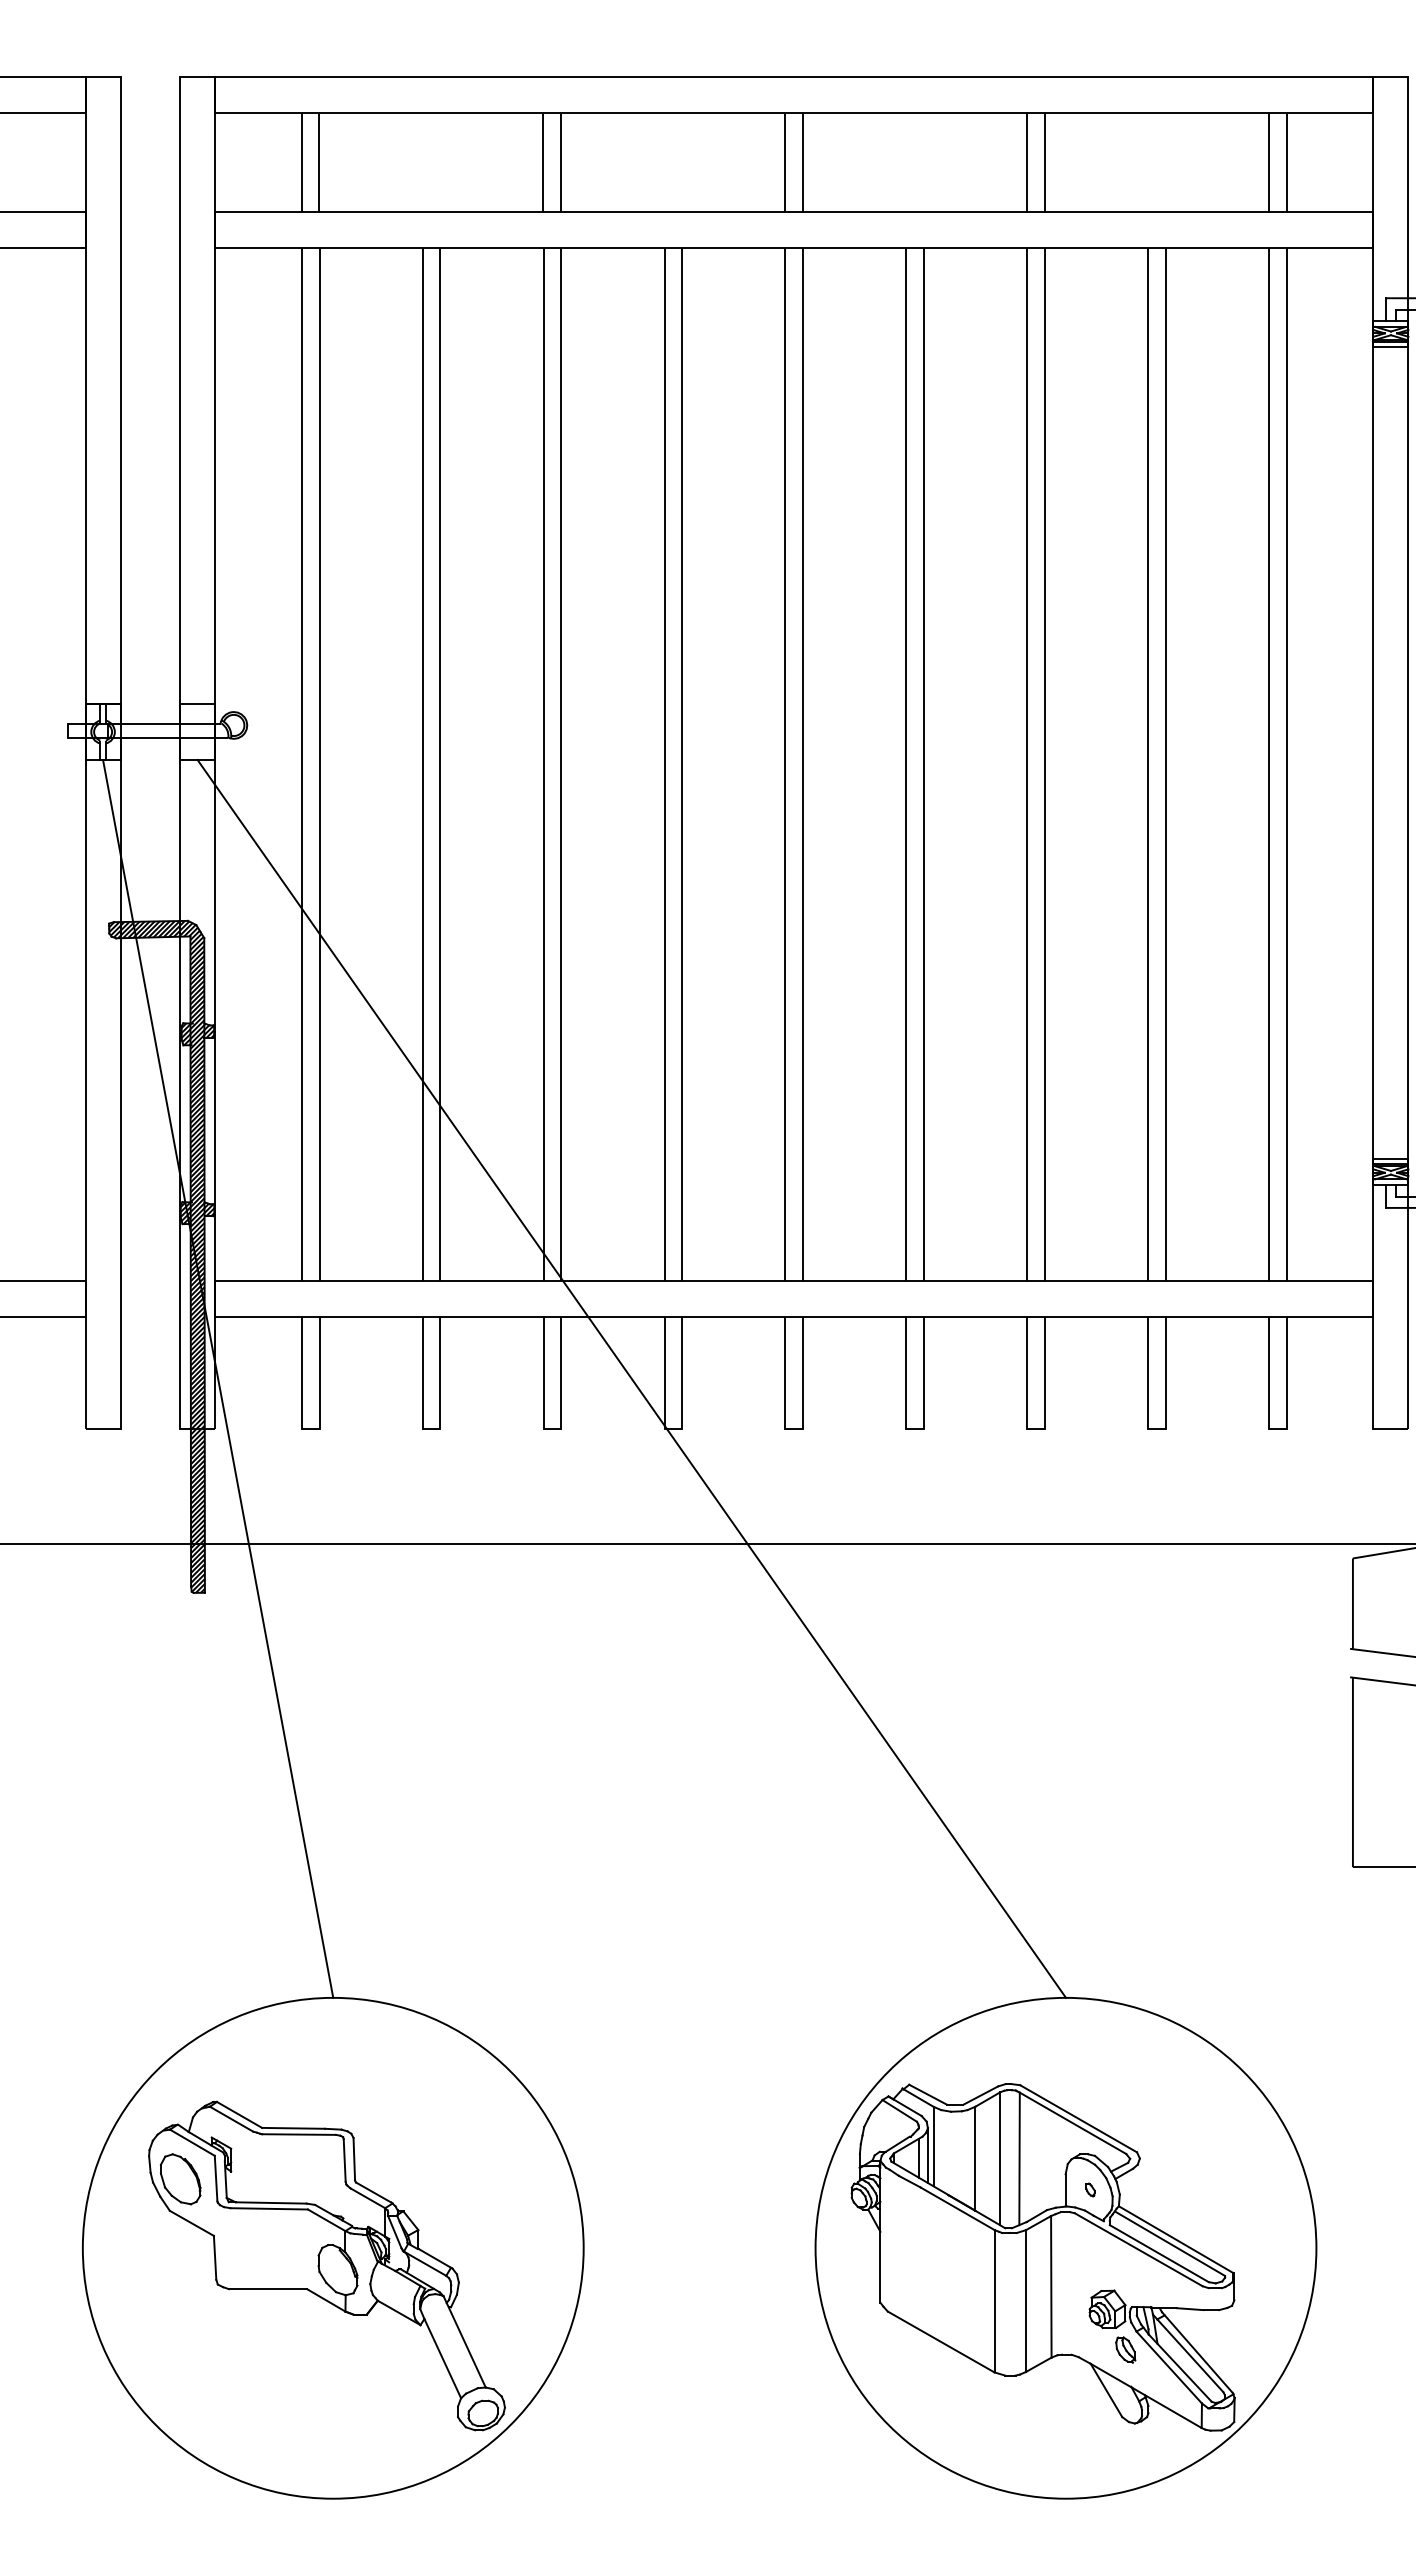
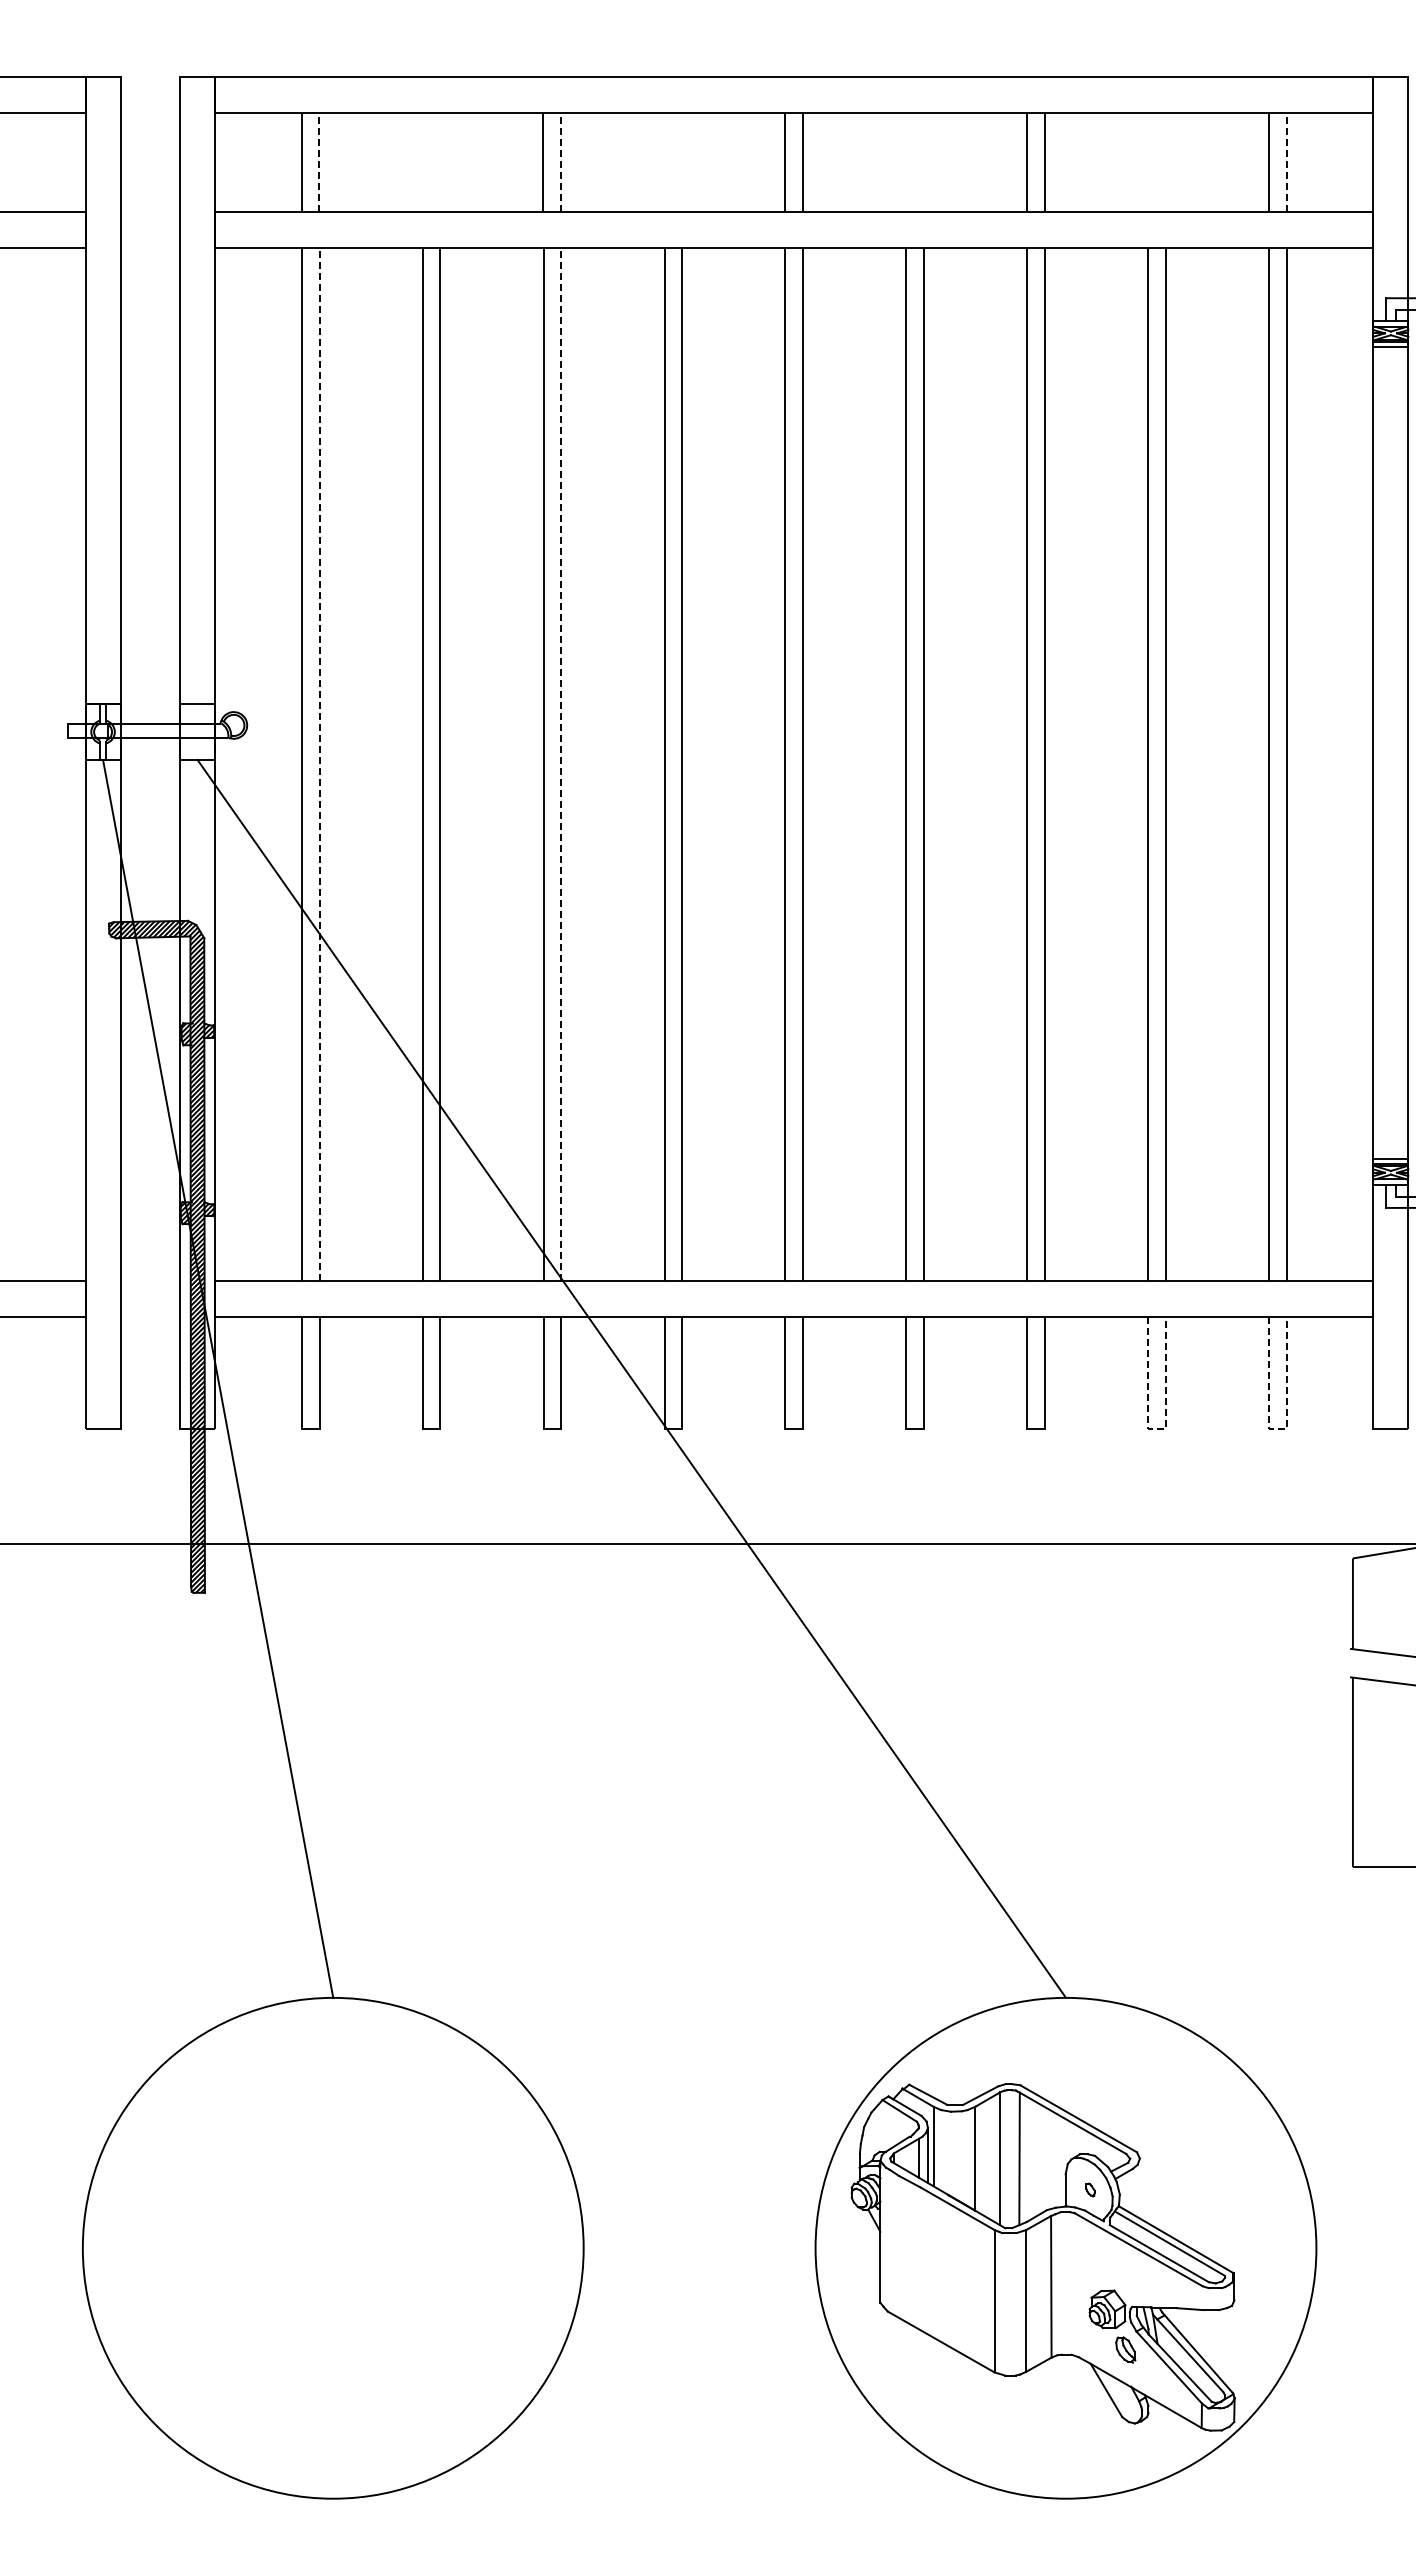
line: solid -> dashed (319, 162)
line: solid -> dashed (561, 162)
line: solid -> dashed (1286, 162)
line: solid -> dashed (319, 764)
line: solid -> dashed (561, 764)
line: solid -> dashed (1156, 1428)
line: solid -> dashed (1277, 1428)
part: present -> none (326, 2265)
